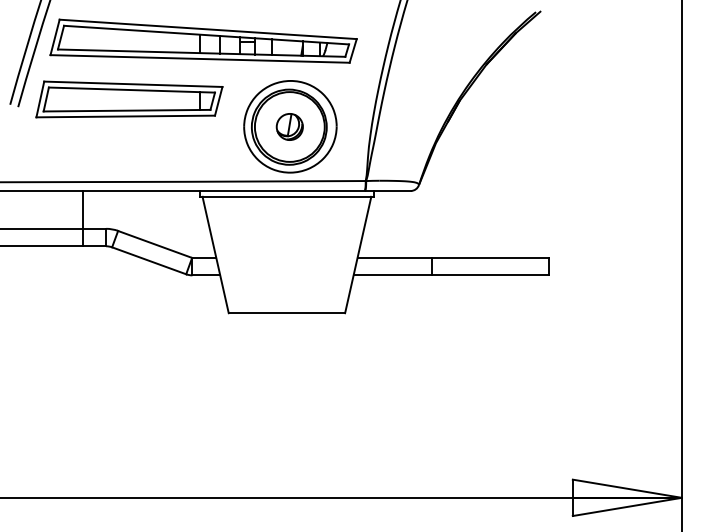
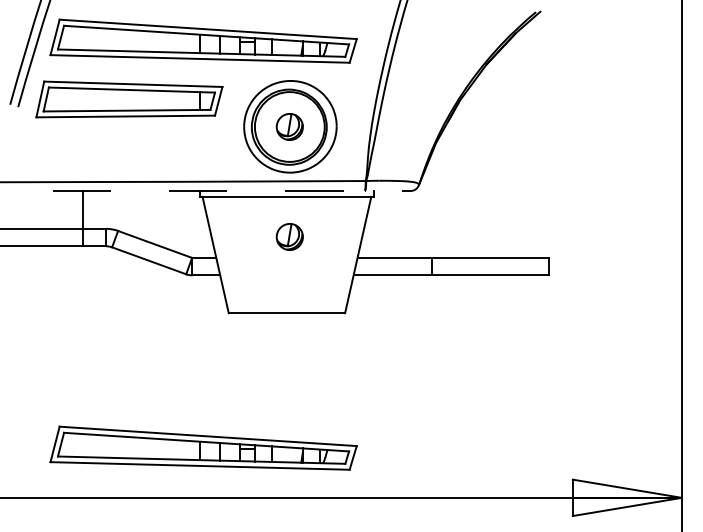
line: solid -> dashed (205, 191)
part: none -> present (289, 236)
part: none -> present (203, 447)
